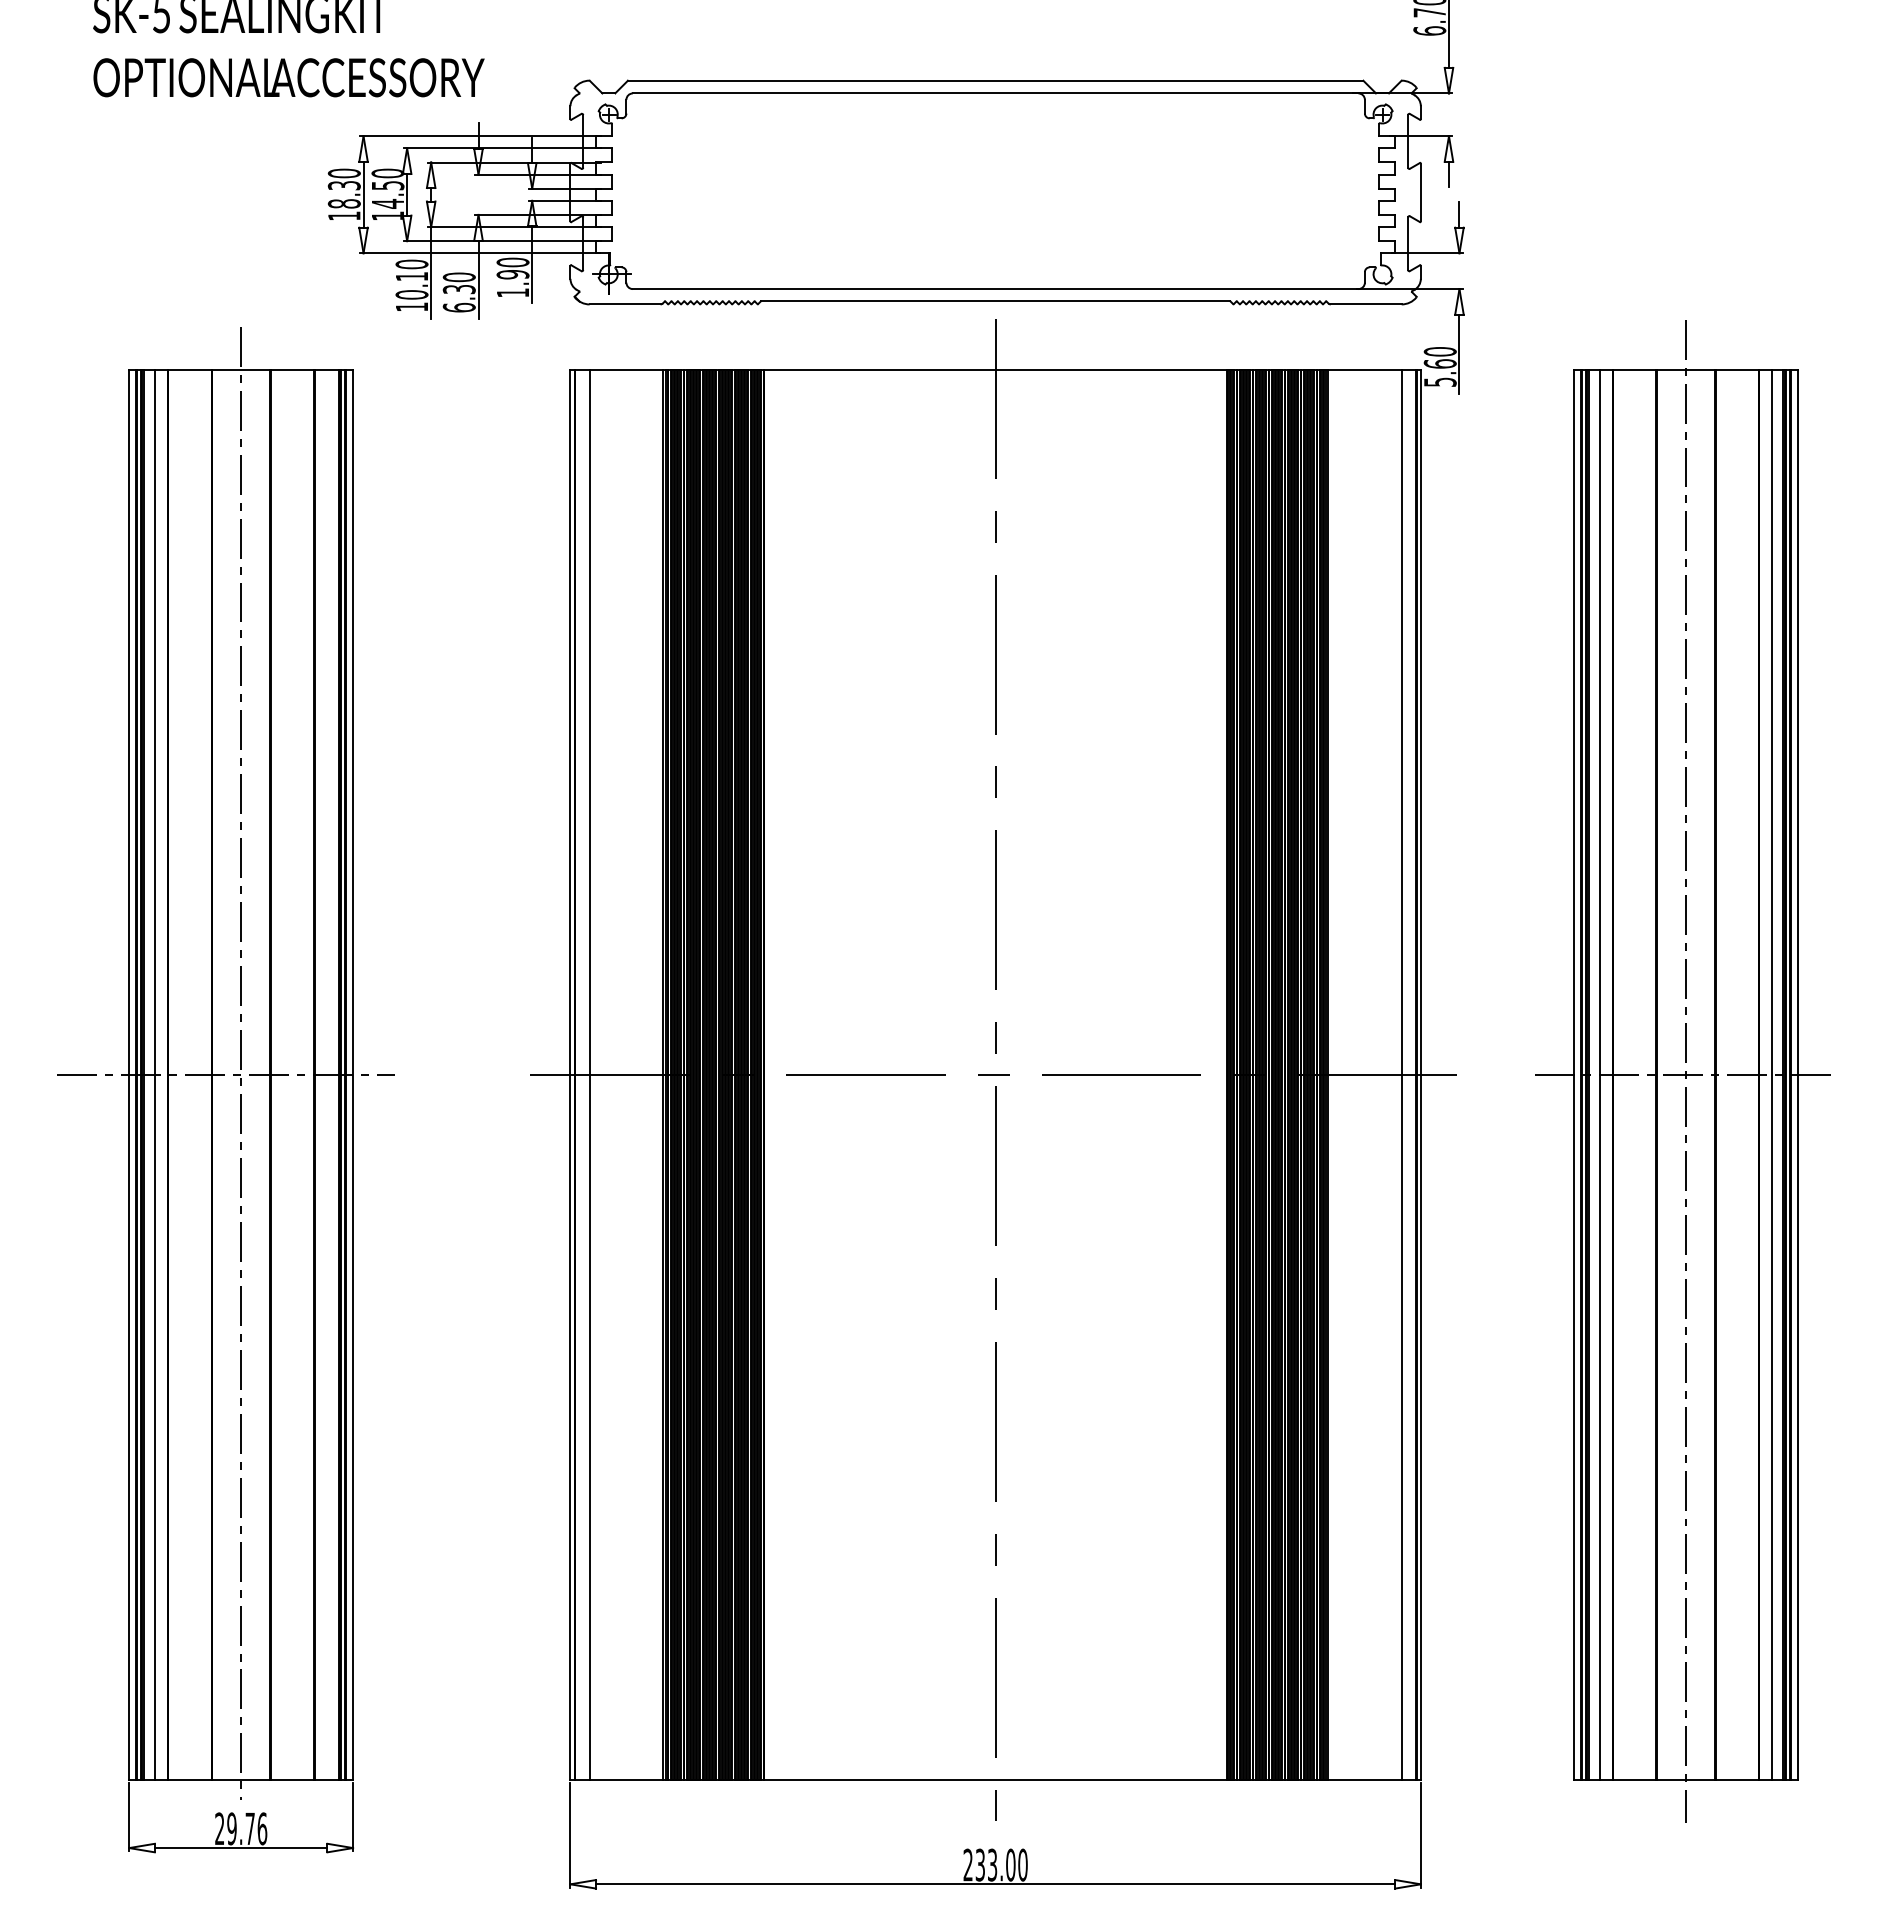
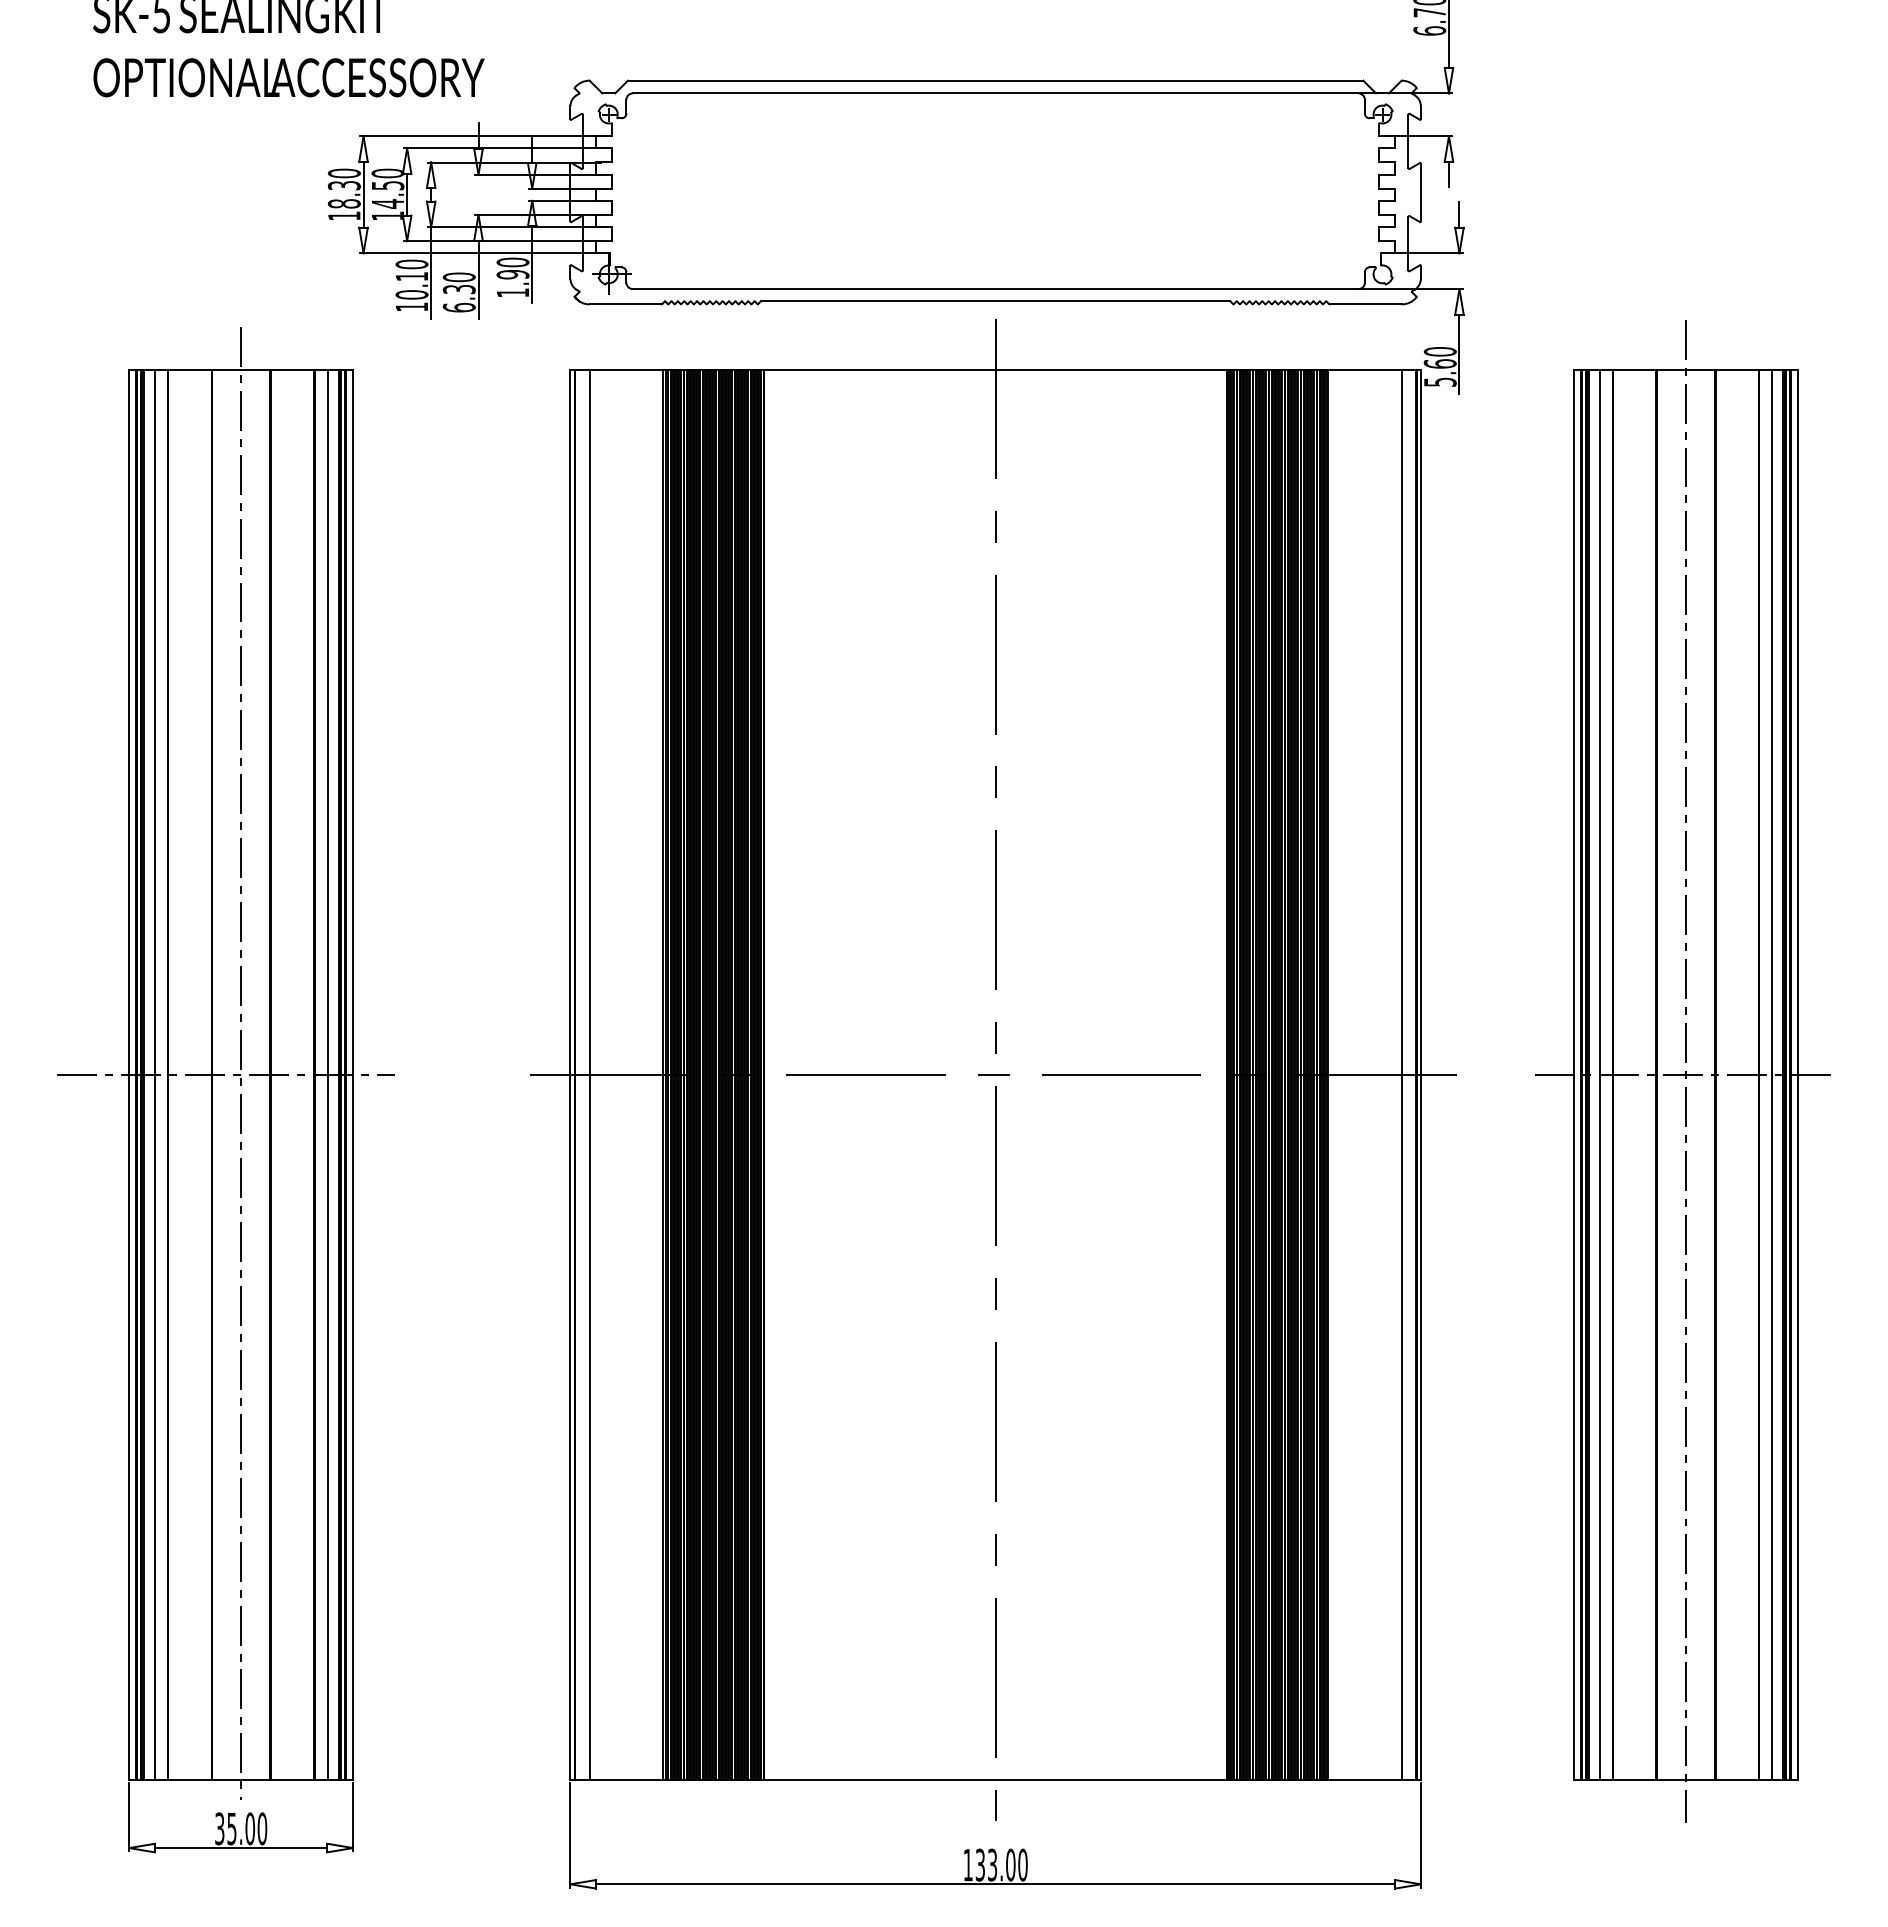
line: none -> present (327, 1074)
text: 29.76 -> 35.00 (241, 1828)
text: 233.00 -> 133.00 (967, 1864)
